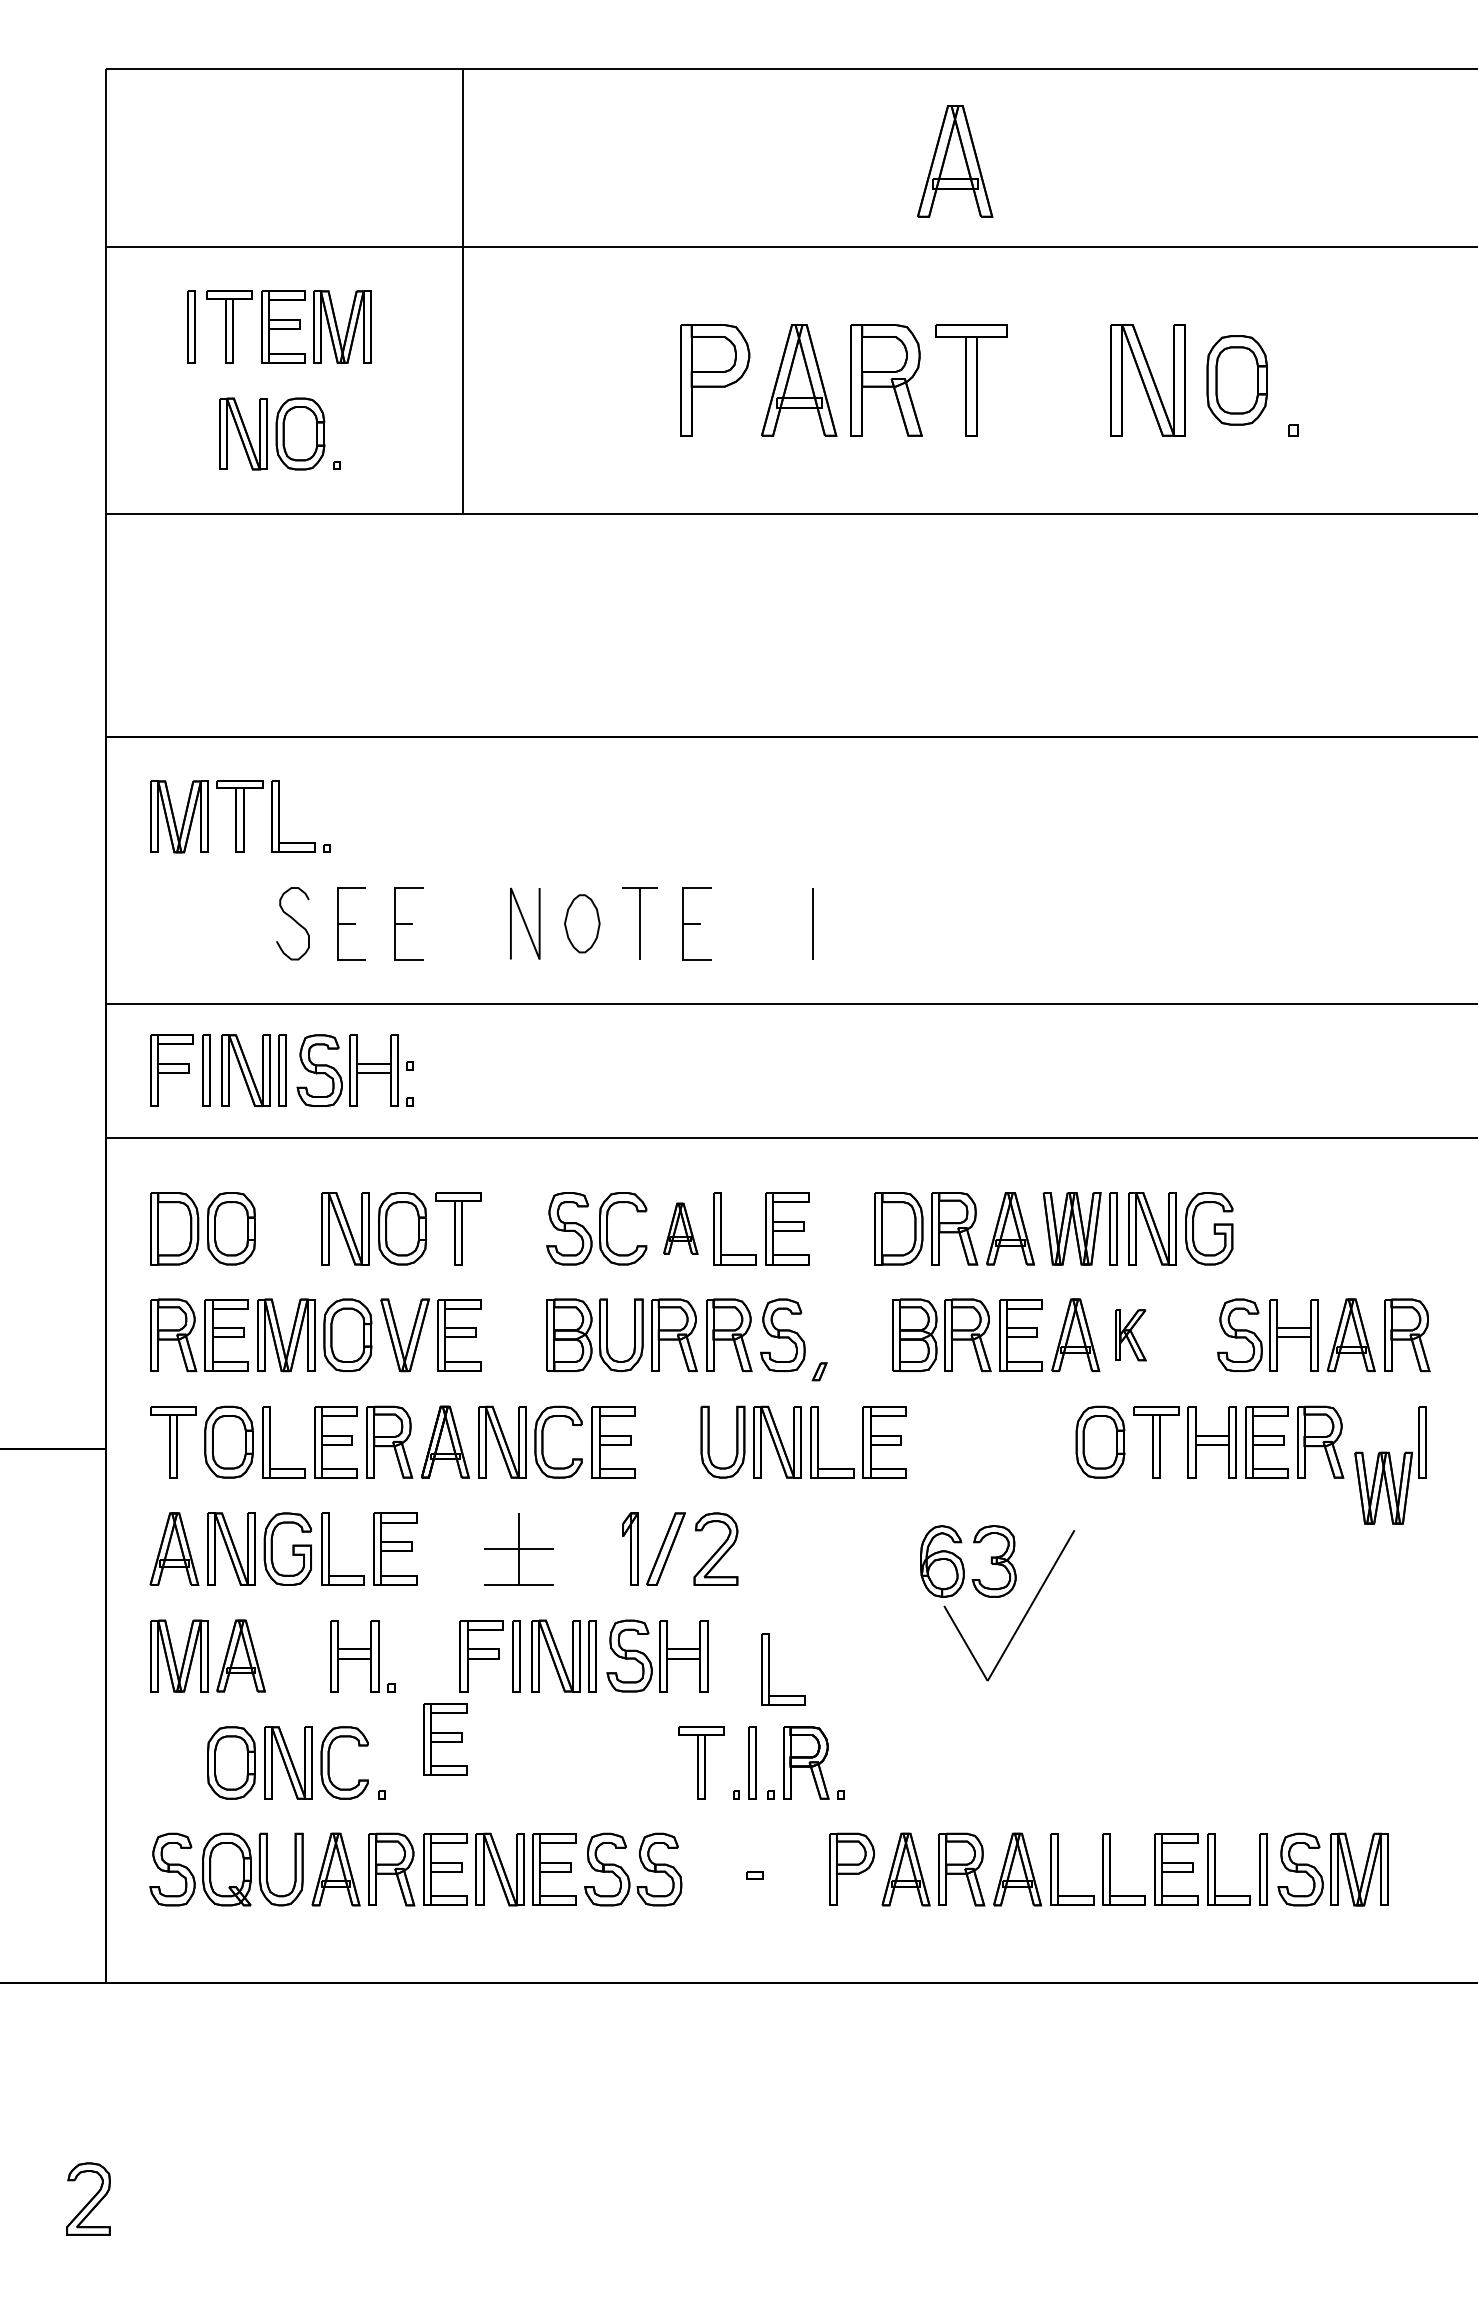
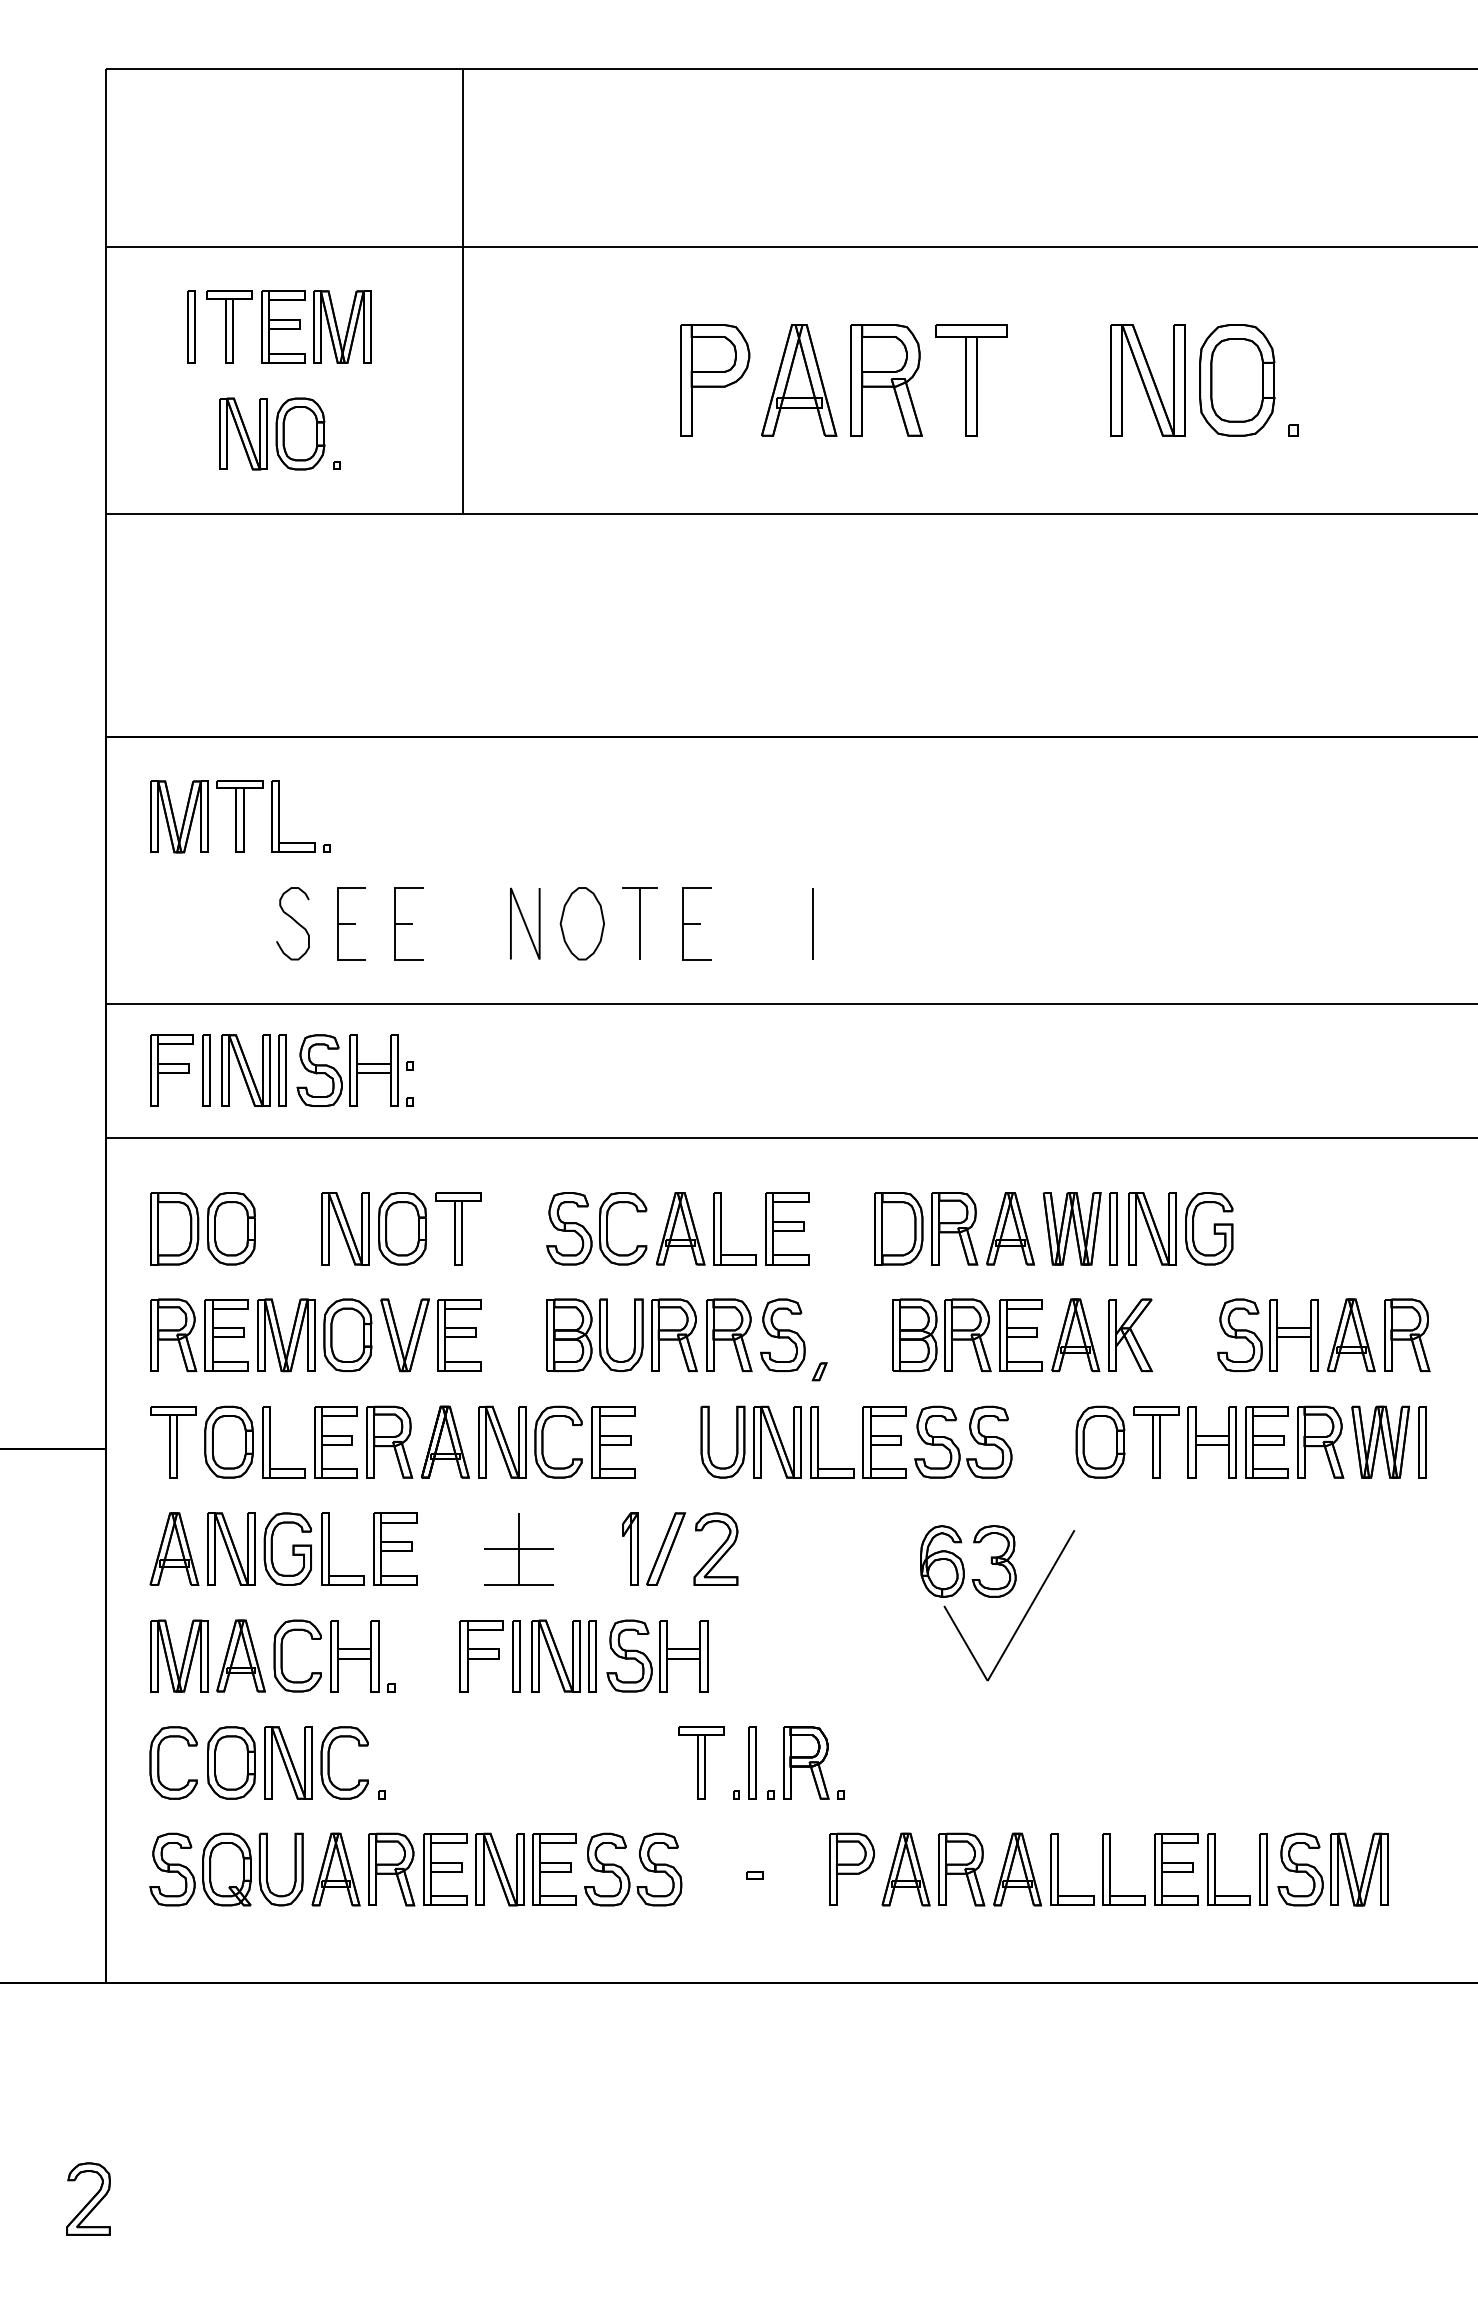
part: present -> none (955, 161)
part size: 62x91 px -> 77x113 px (1237, 380)
part size: 37x60 px -> 46x74 px (581, 923)
part size: 36x53 px -> 50x74 px (680, 1228)
part size: 32x53 px -> 46x74 px (1130, 1334)
part: none -> present (957, 1446)
part position: (1383, 1487) -> (1380, 1441) (1380, 1441)
part: none -> present (282, 1655)
part: present -> none (769, 1669)
part: present -> none (445, 1739)
part: none -> present (159, 1762)
